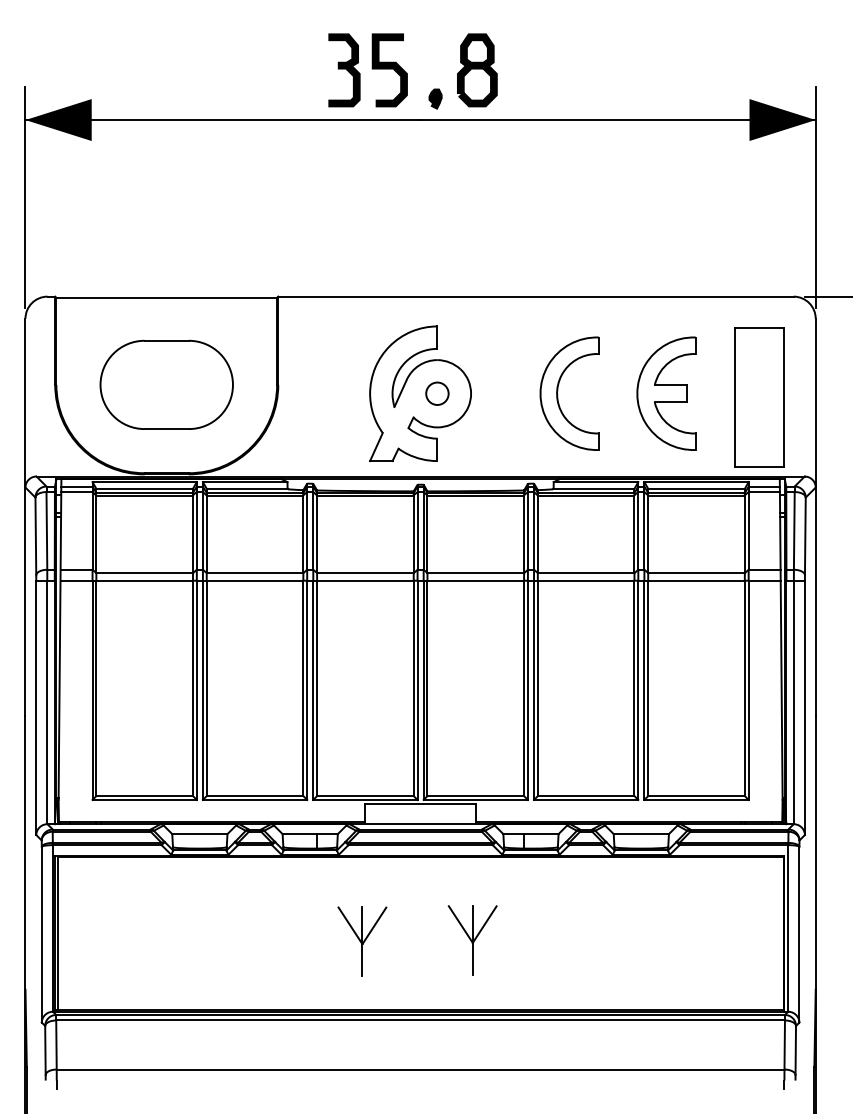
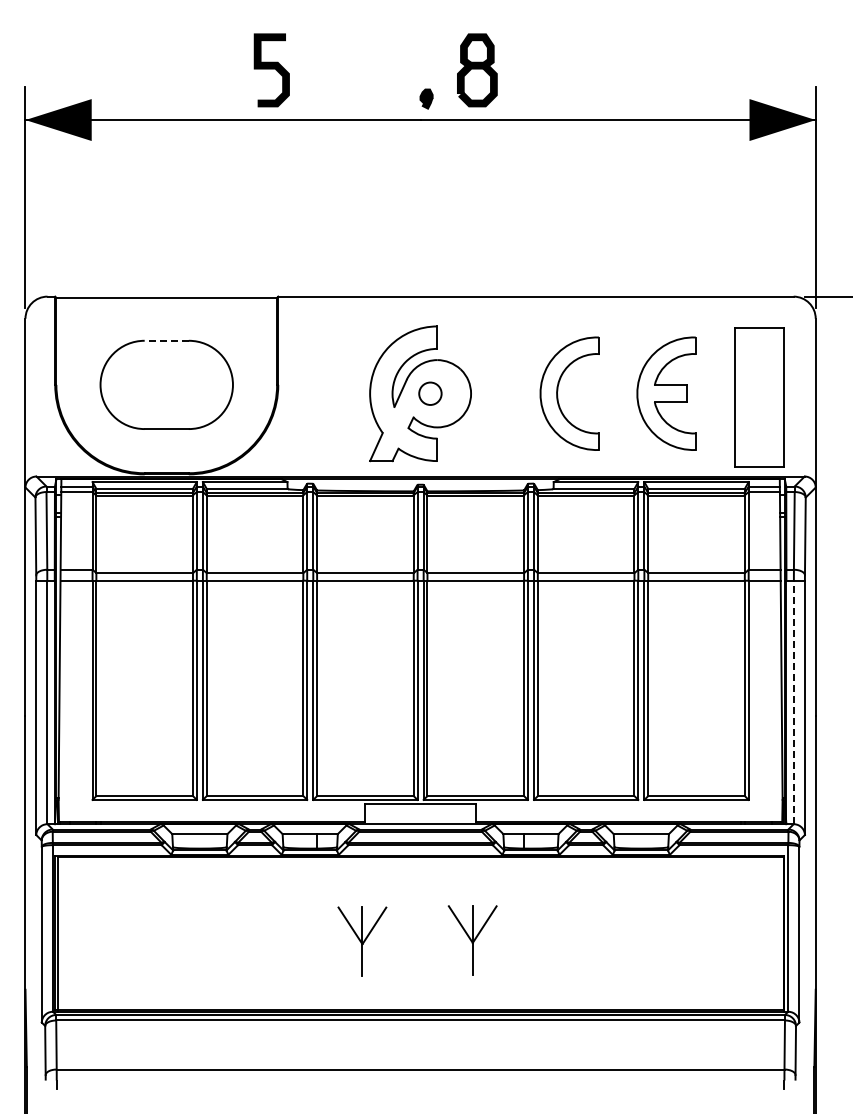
curve position: (389, 69) -> (271, 69) (271, 69)
part: present -> none (344, 70)
part position: (435, 98) -> (426, 98) (426, 98)
line: solid -> dashed (166, 340)
circle position: (437, 393) -> (430, 393) (430, 393)
line: solid -> dashed (793, 702)
